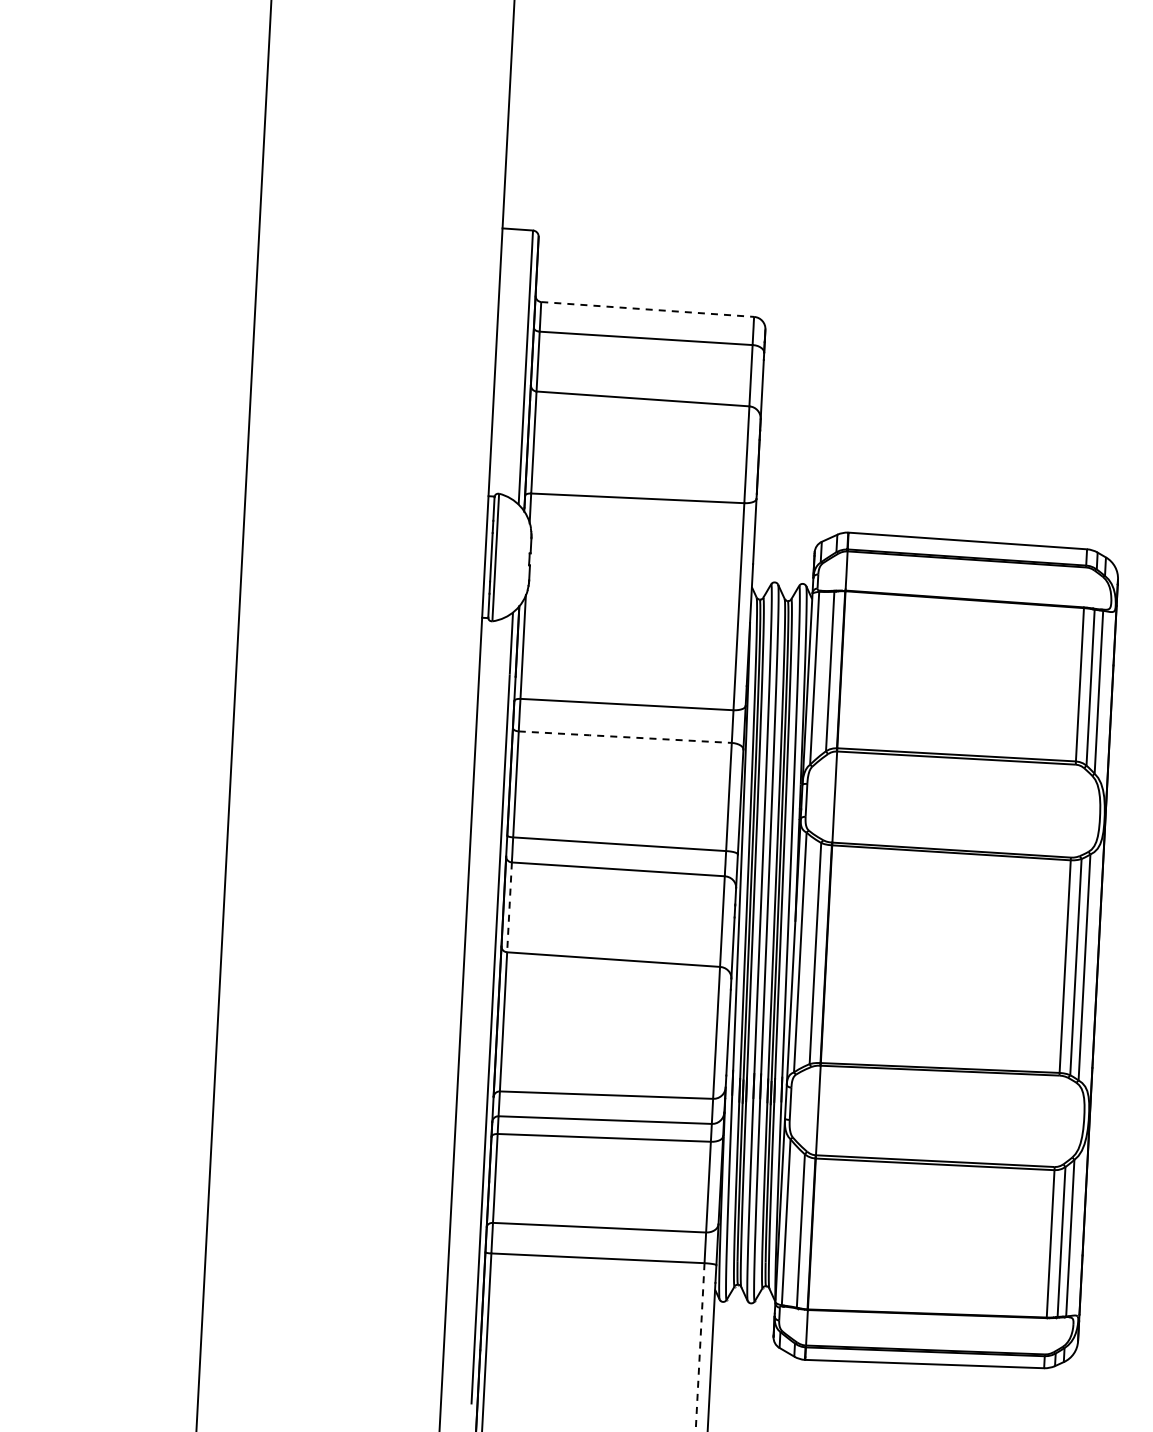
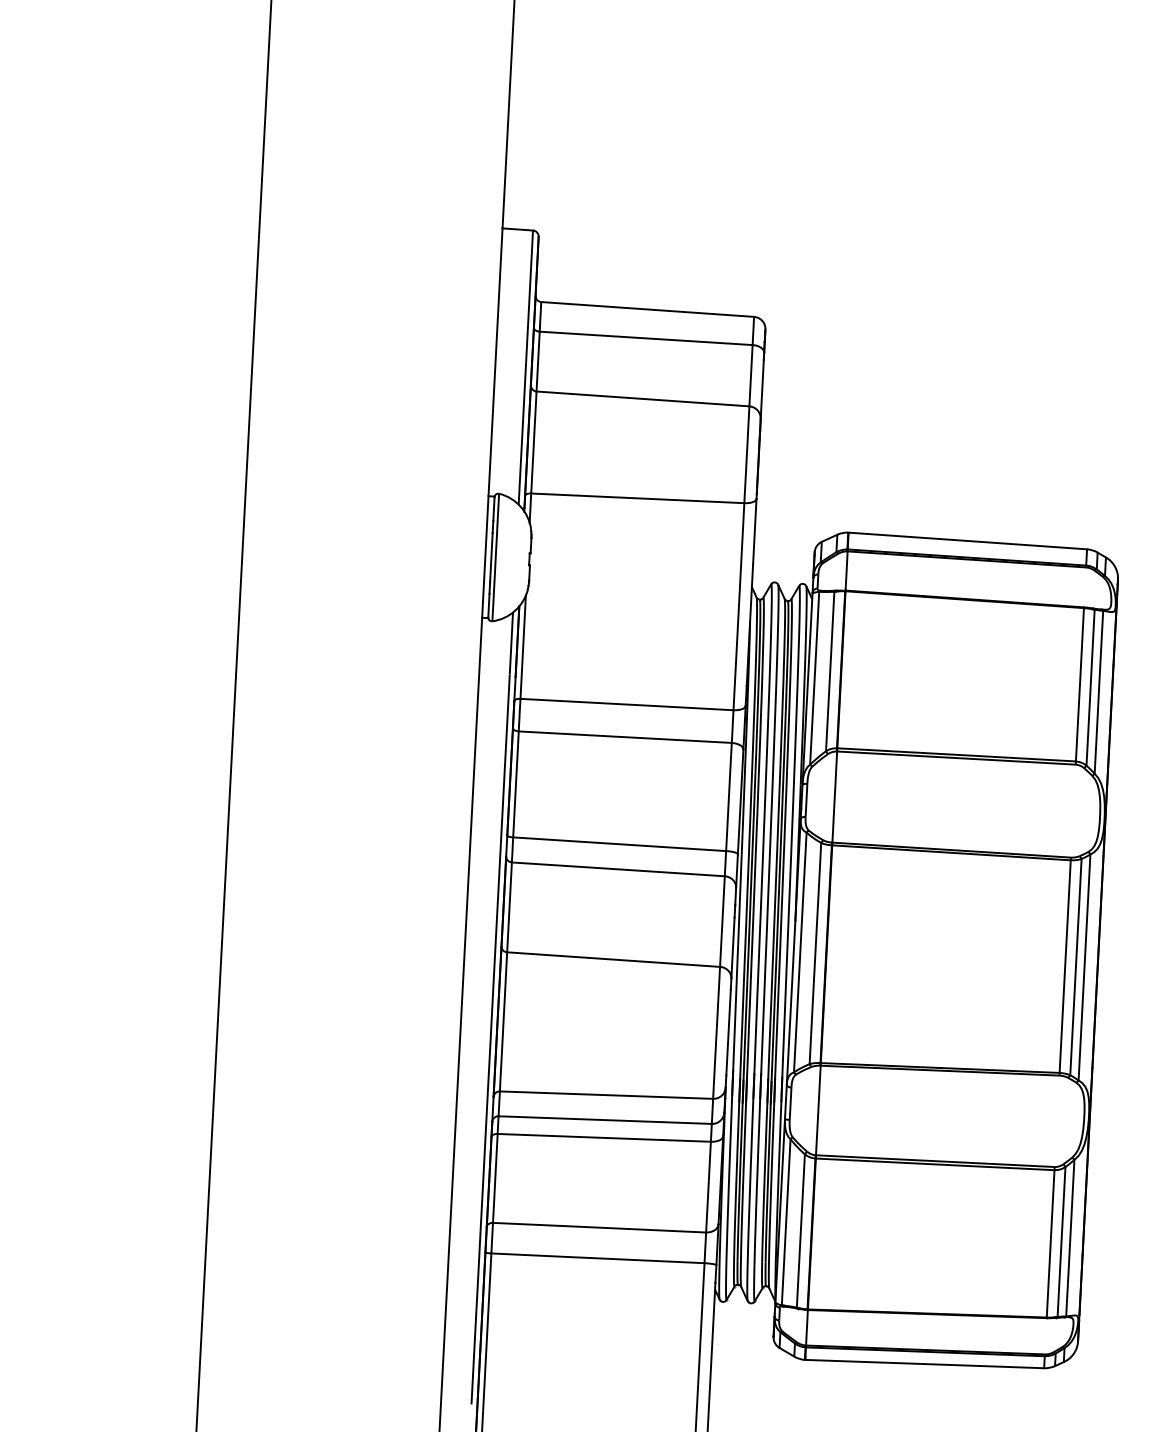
line: dashed -> solid (647, 309)
line: dashed -> solid (626, 737)
line: dashed -> solid (509, 907)
line: dashed -> solid (700, 1348)
